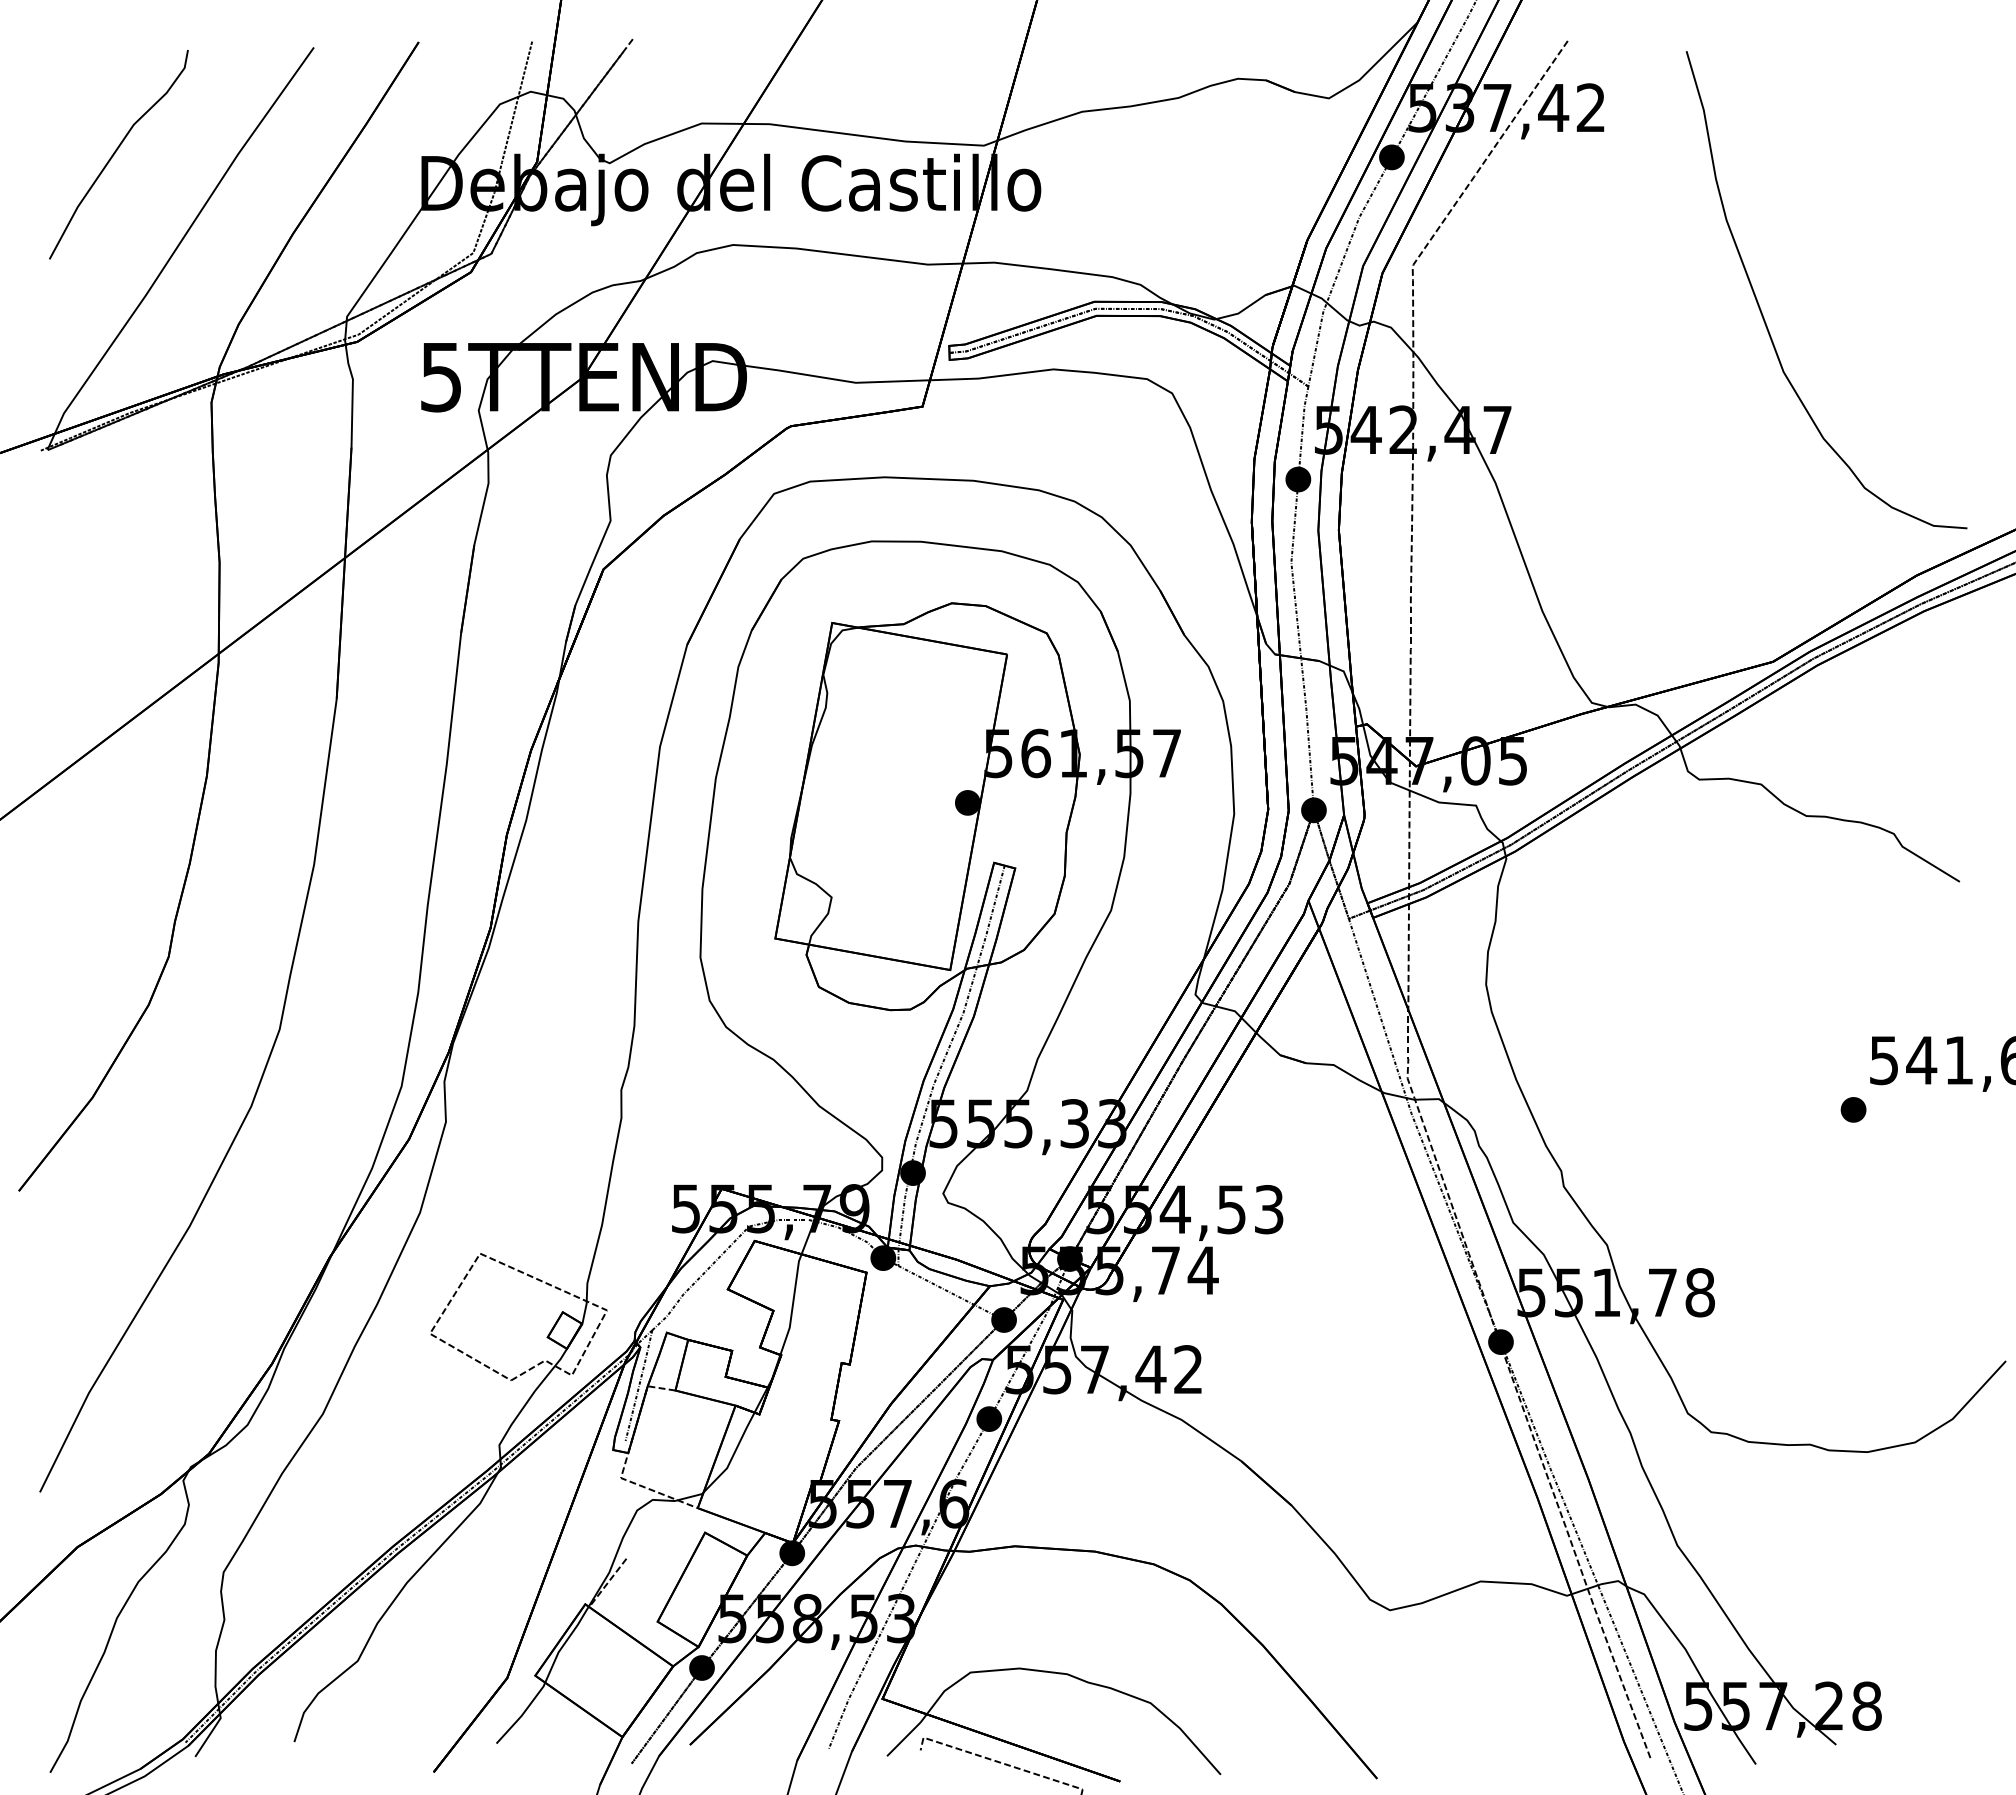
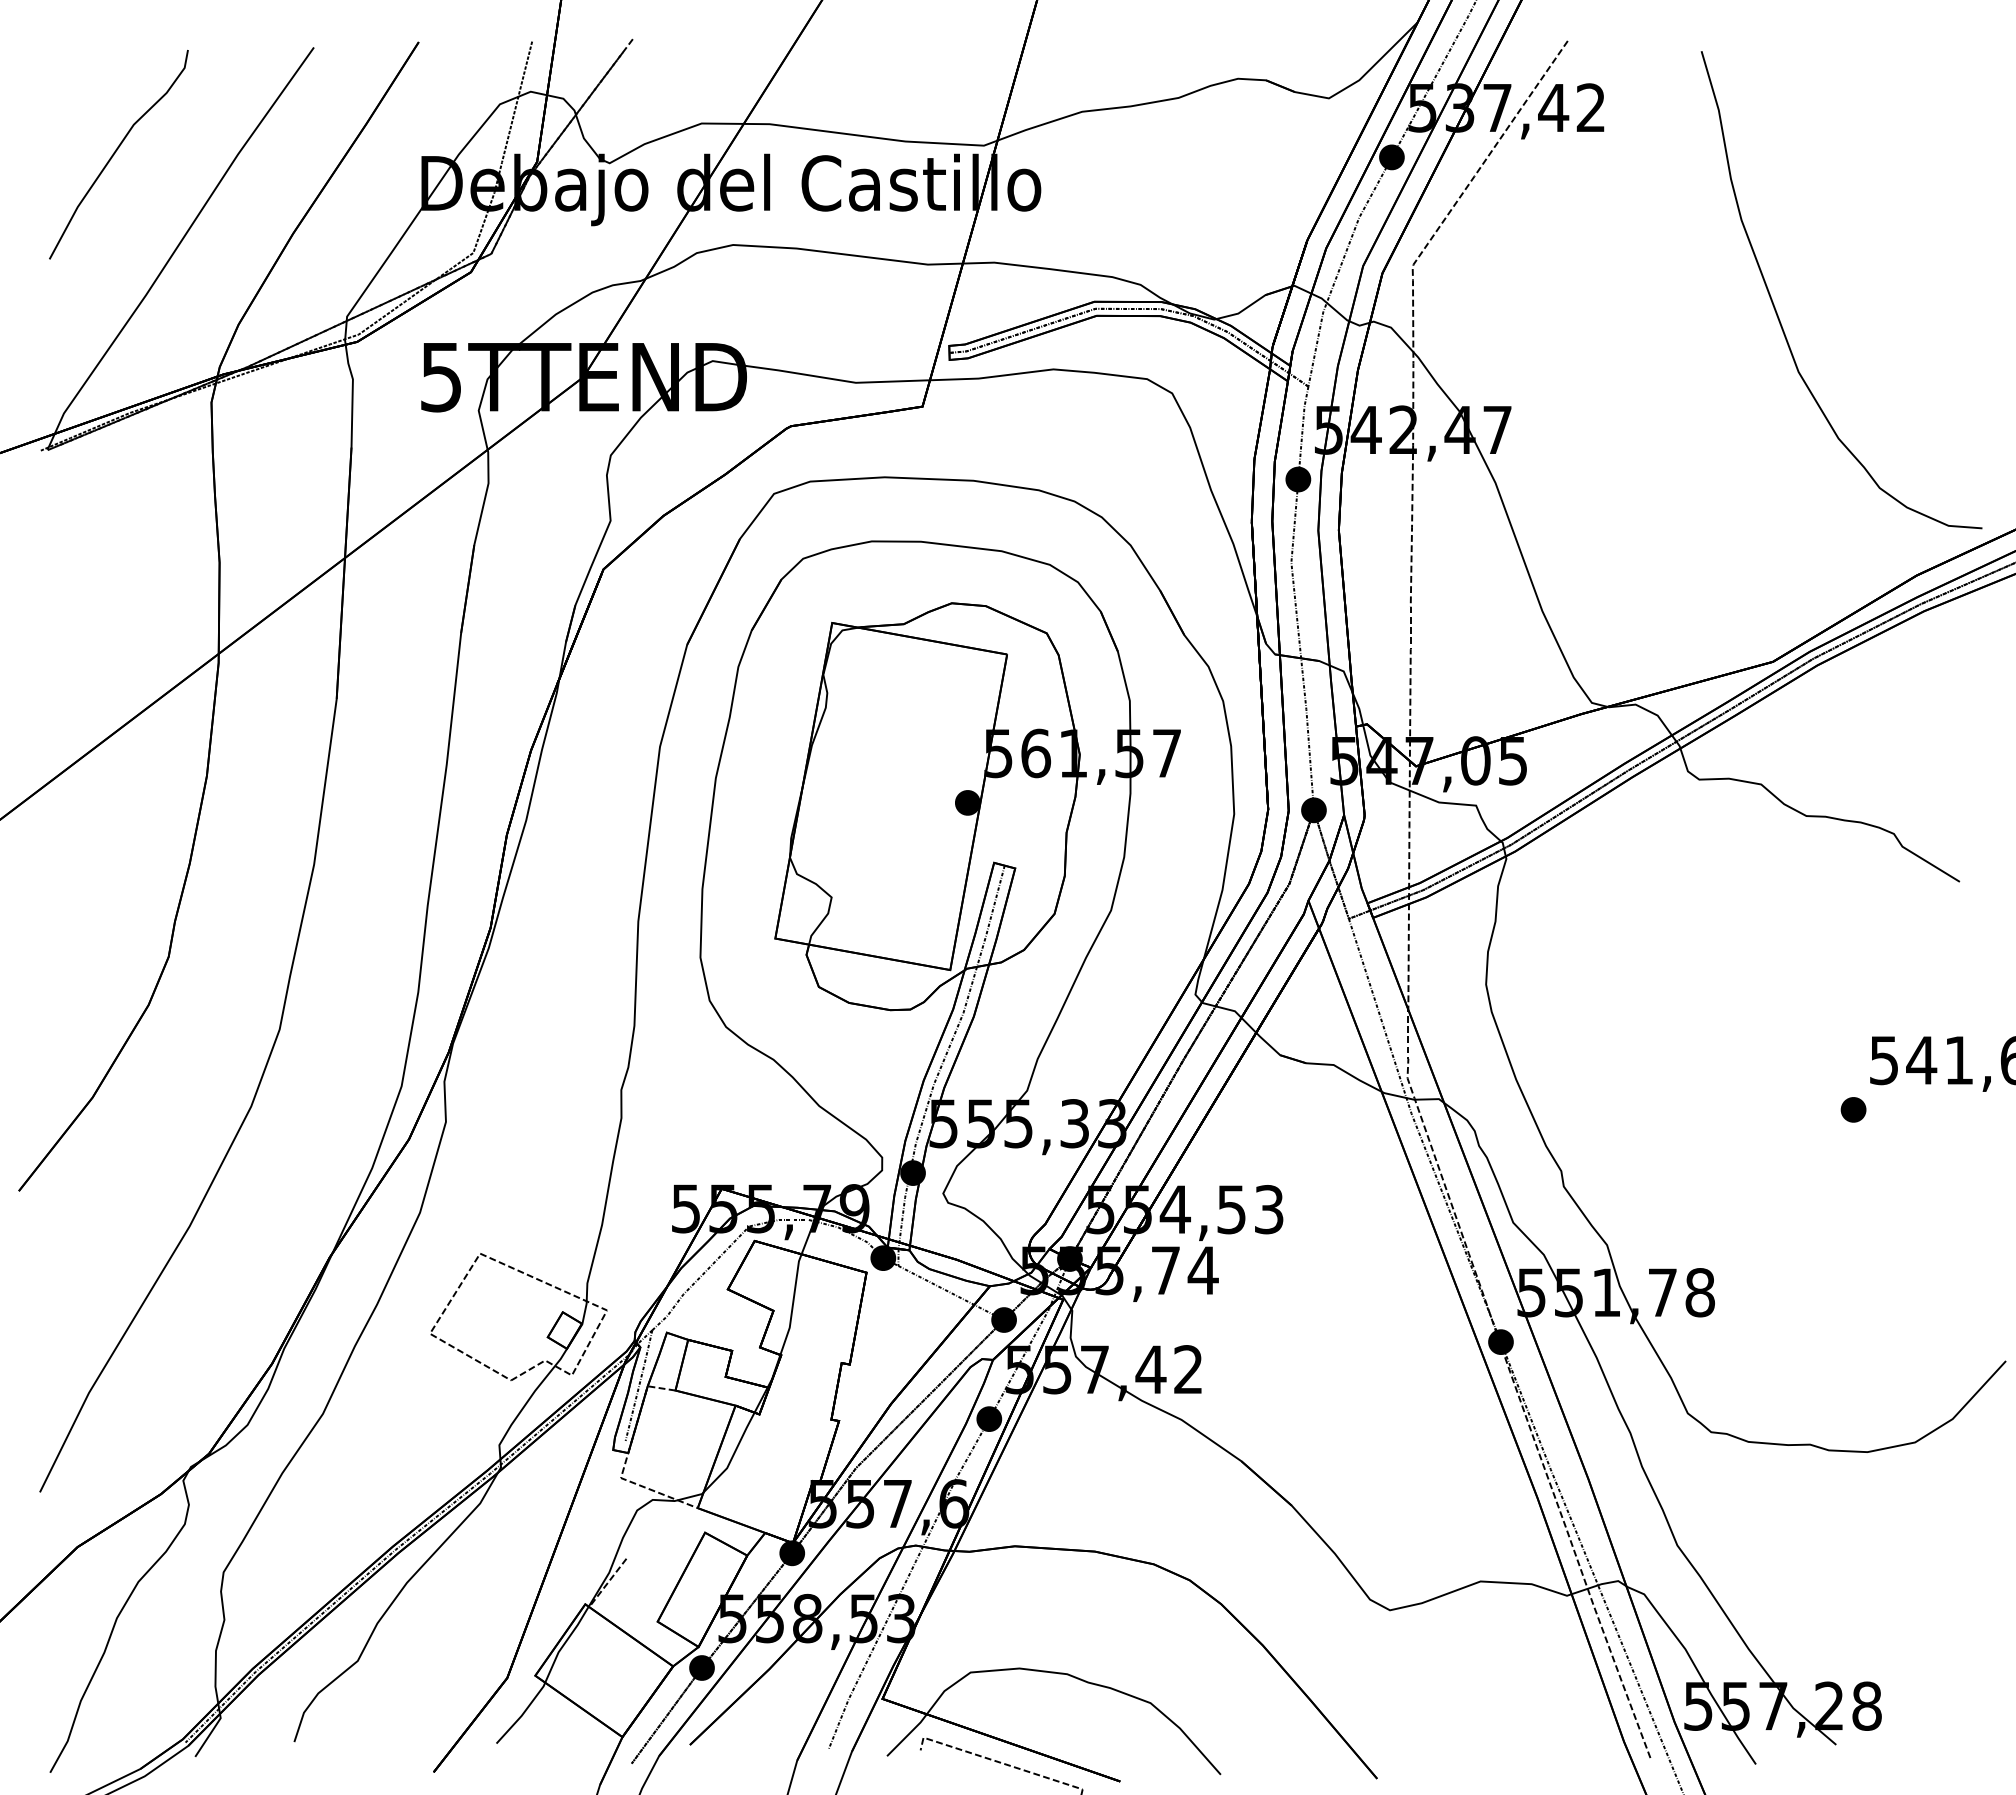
curve position: (1764, 317) -> (1779, 317) (1779, 317)
